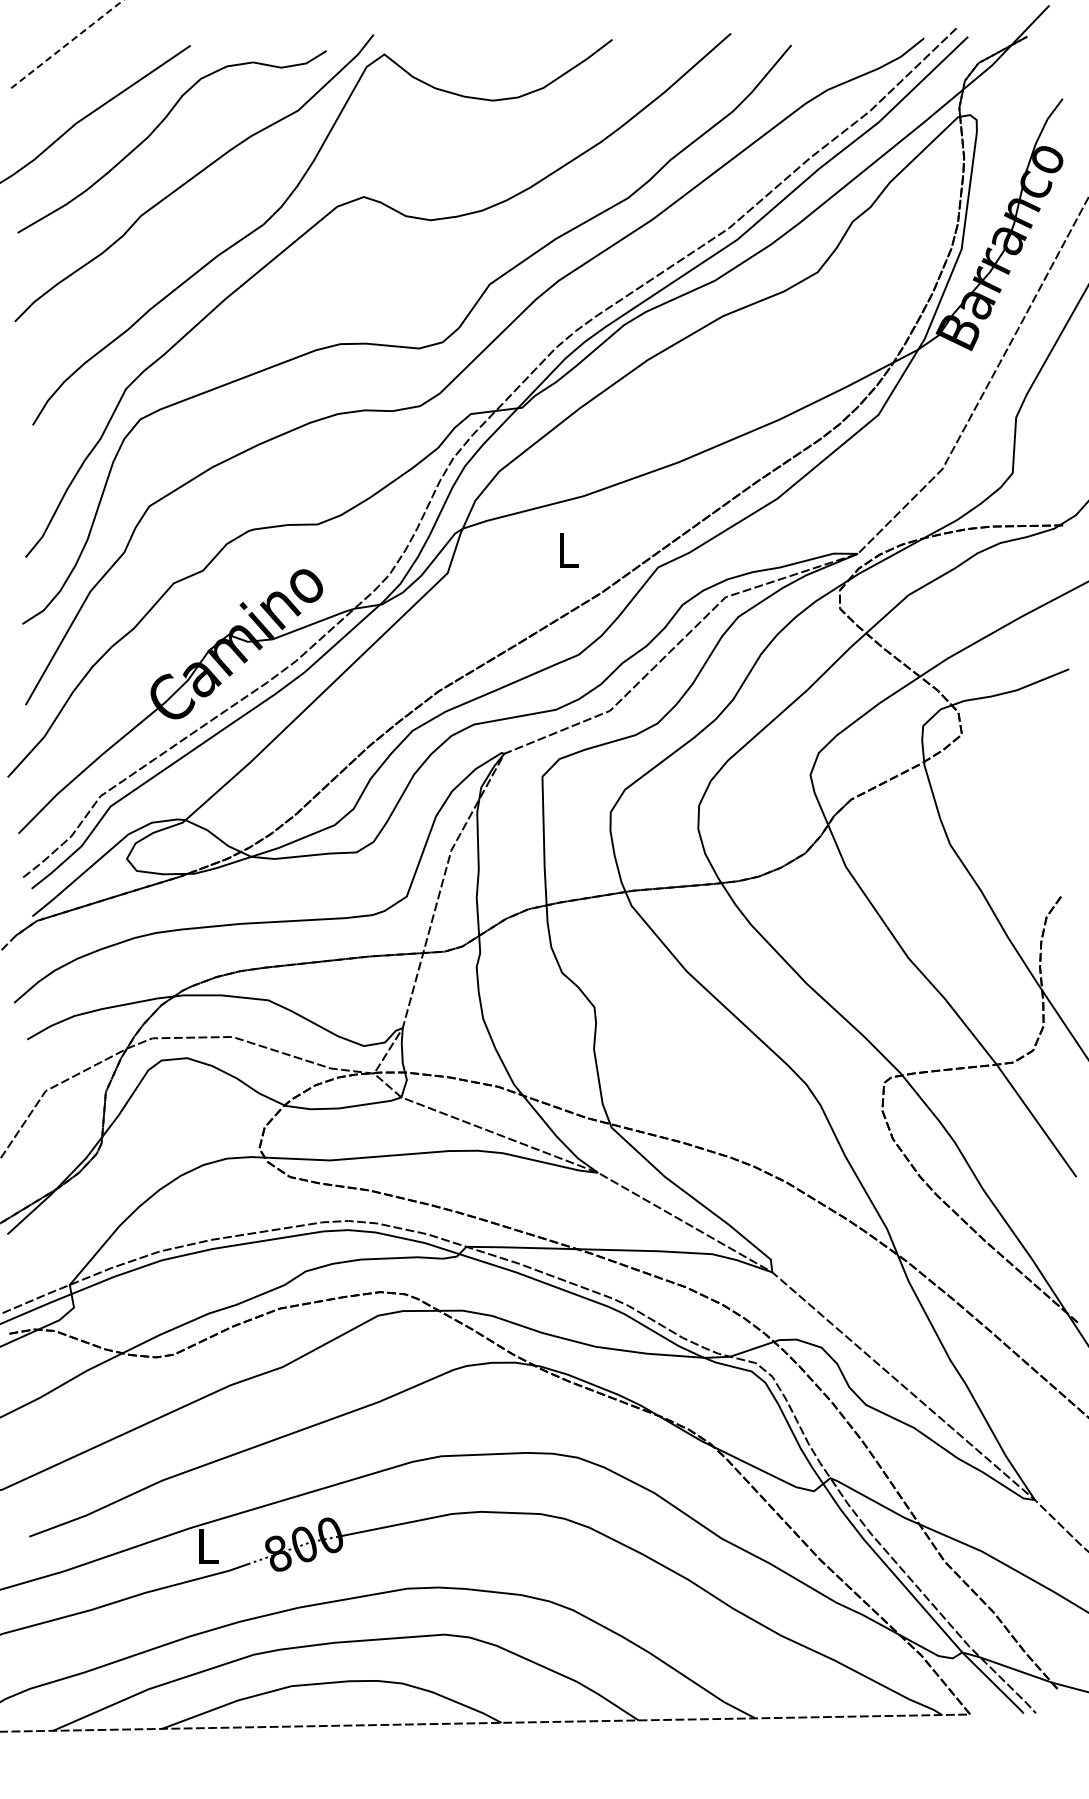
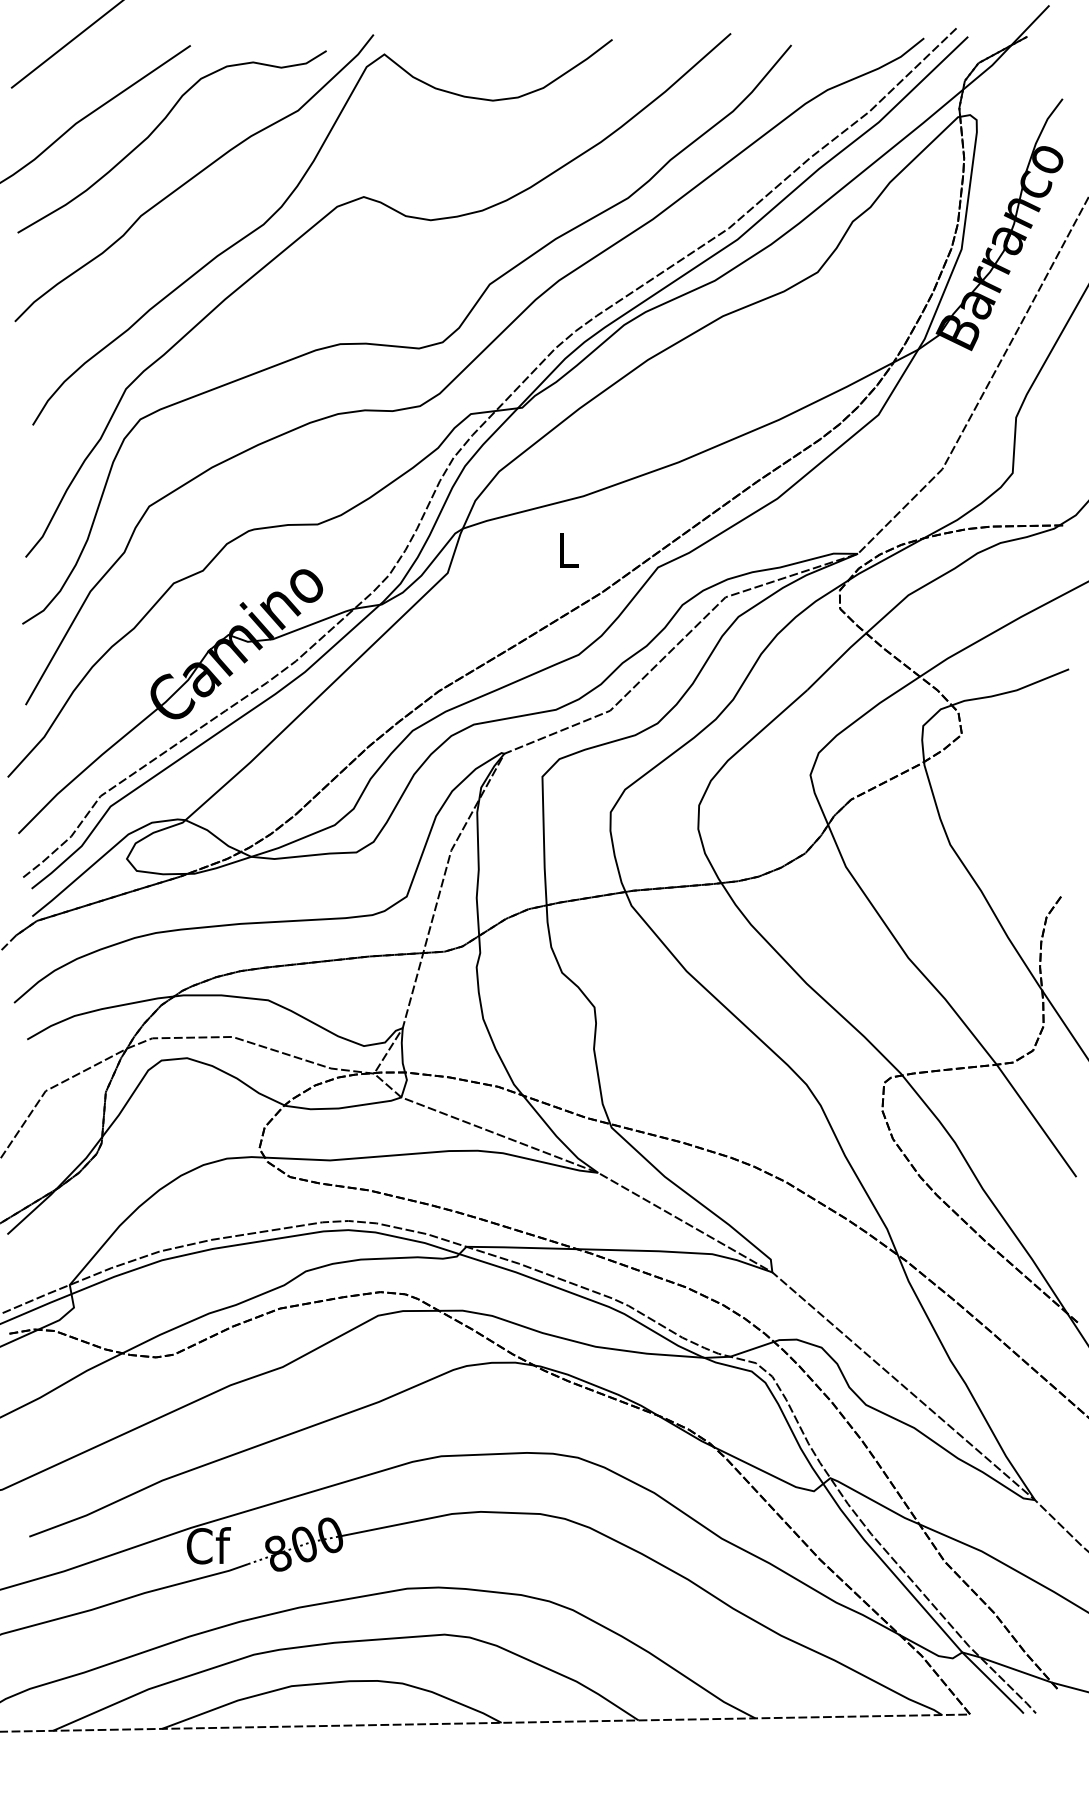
line: dashed -> solid (67, 43)
text: L -> Cf (208, 1545)
